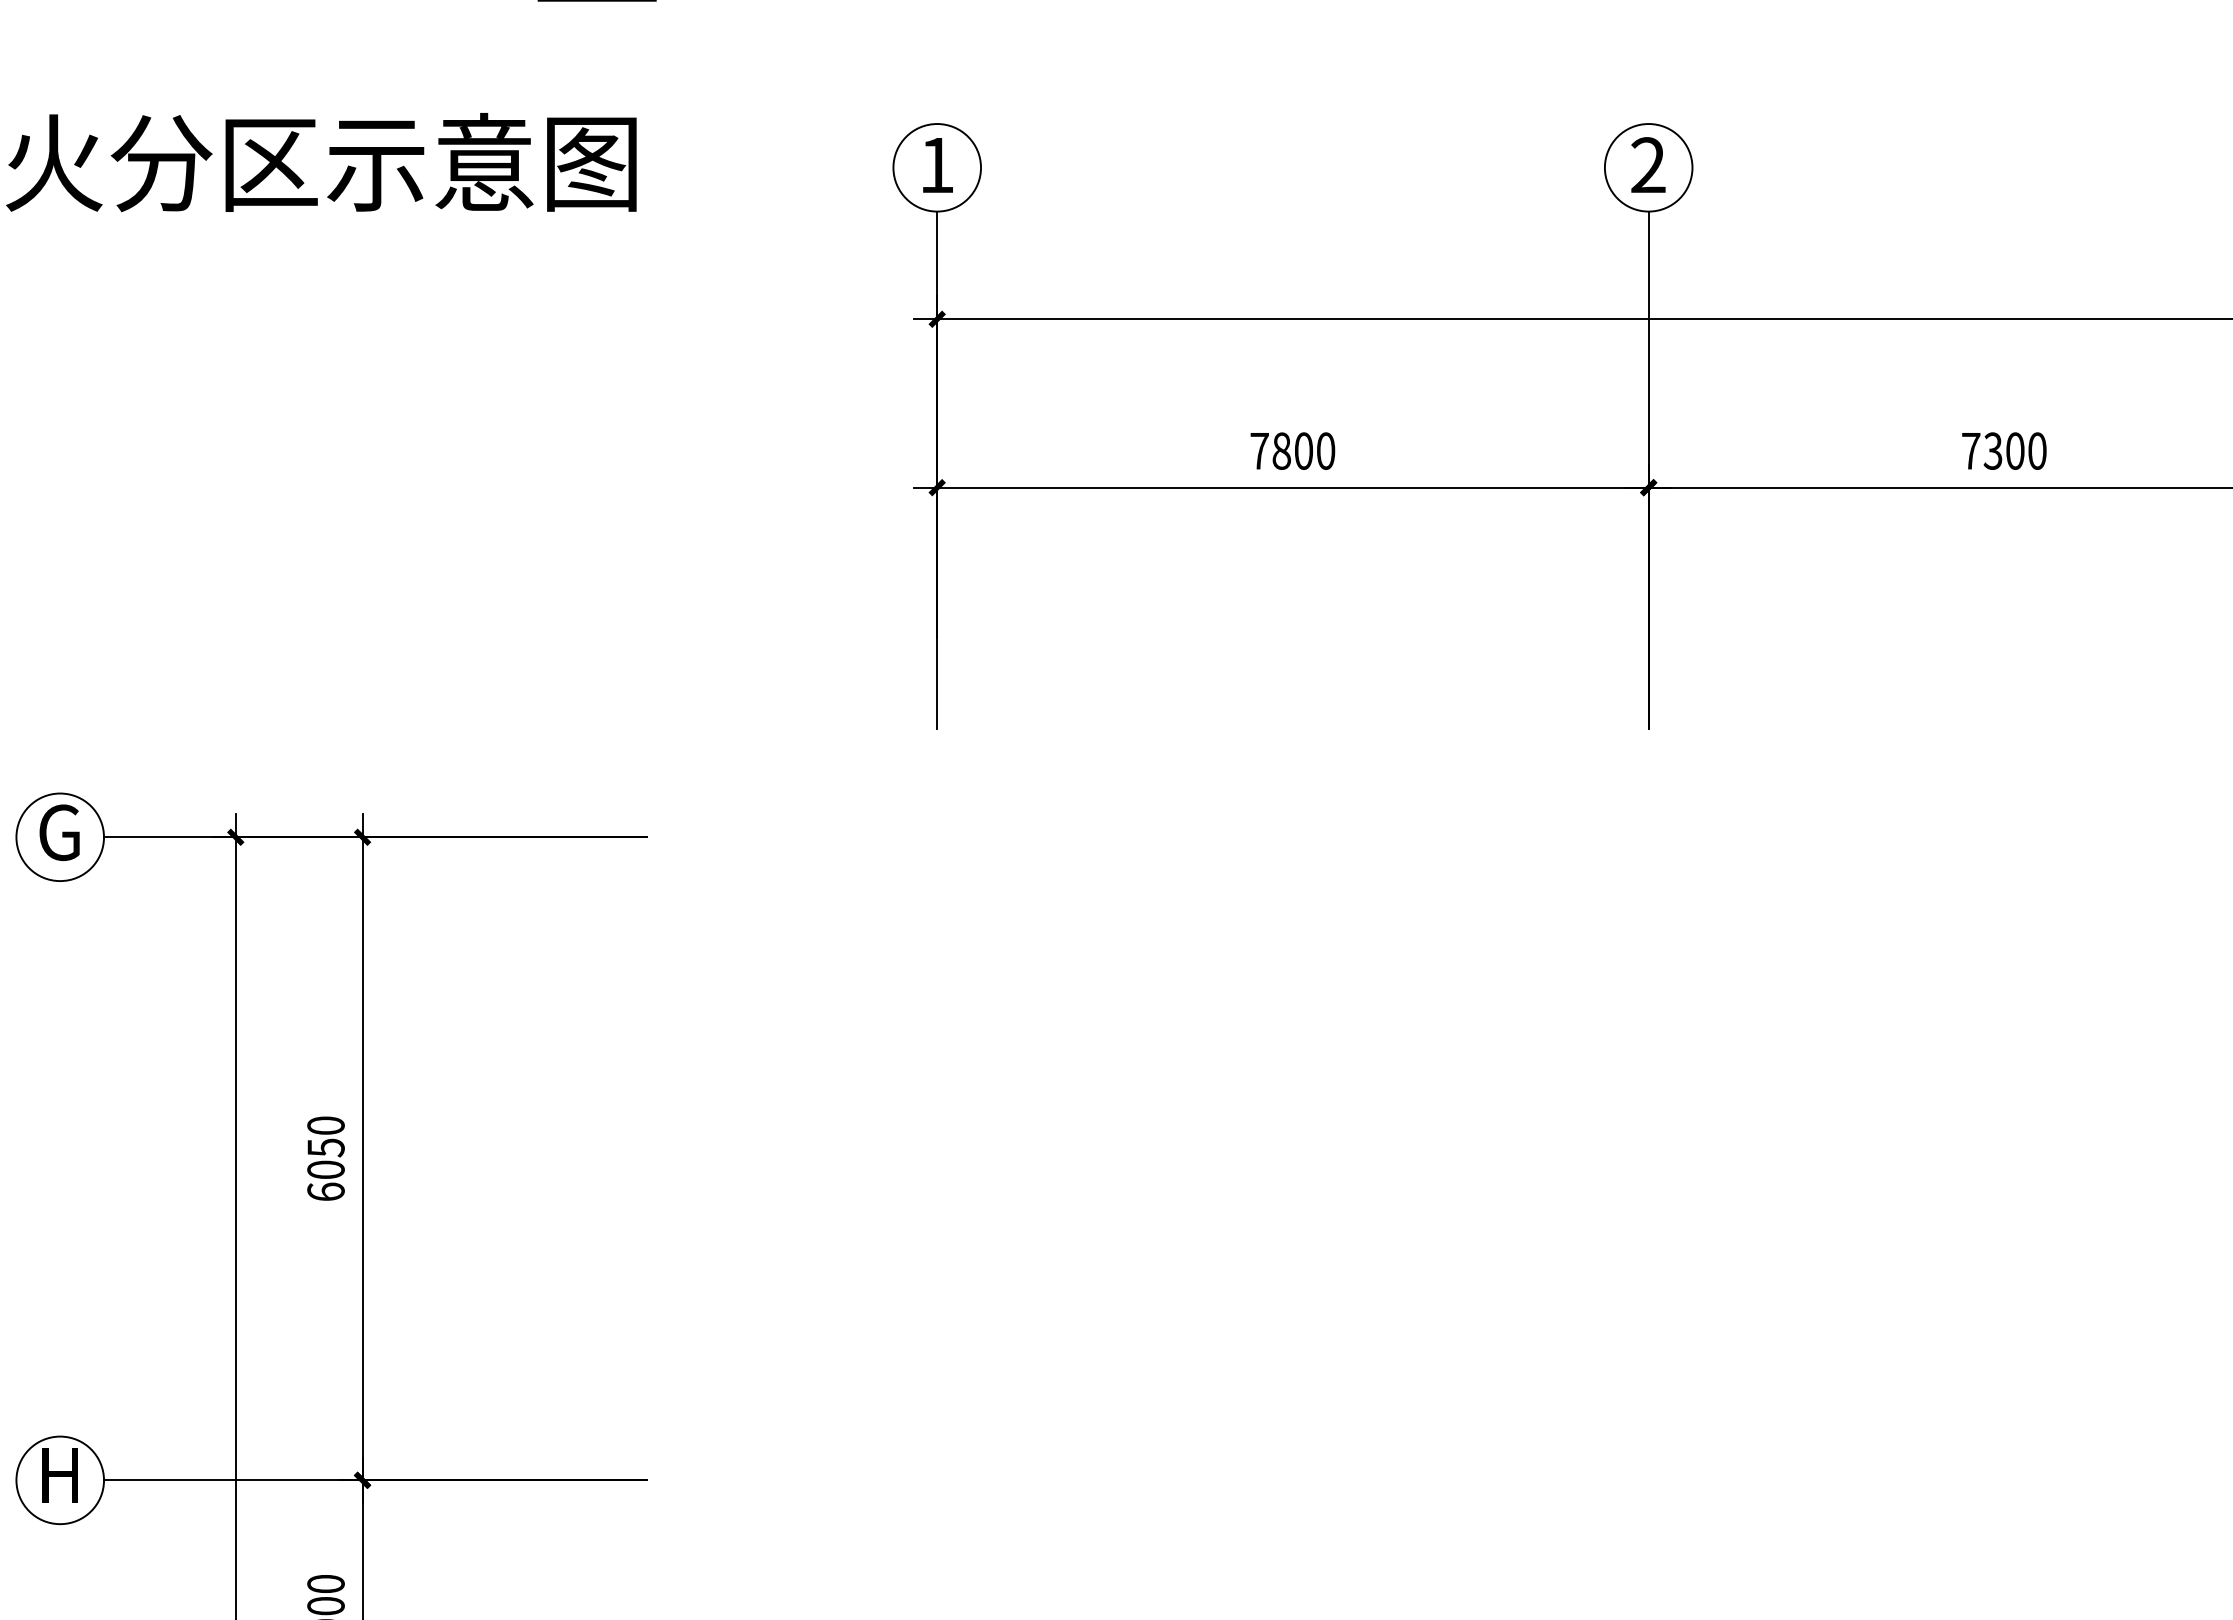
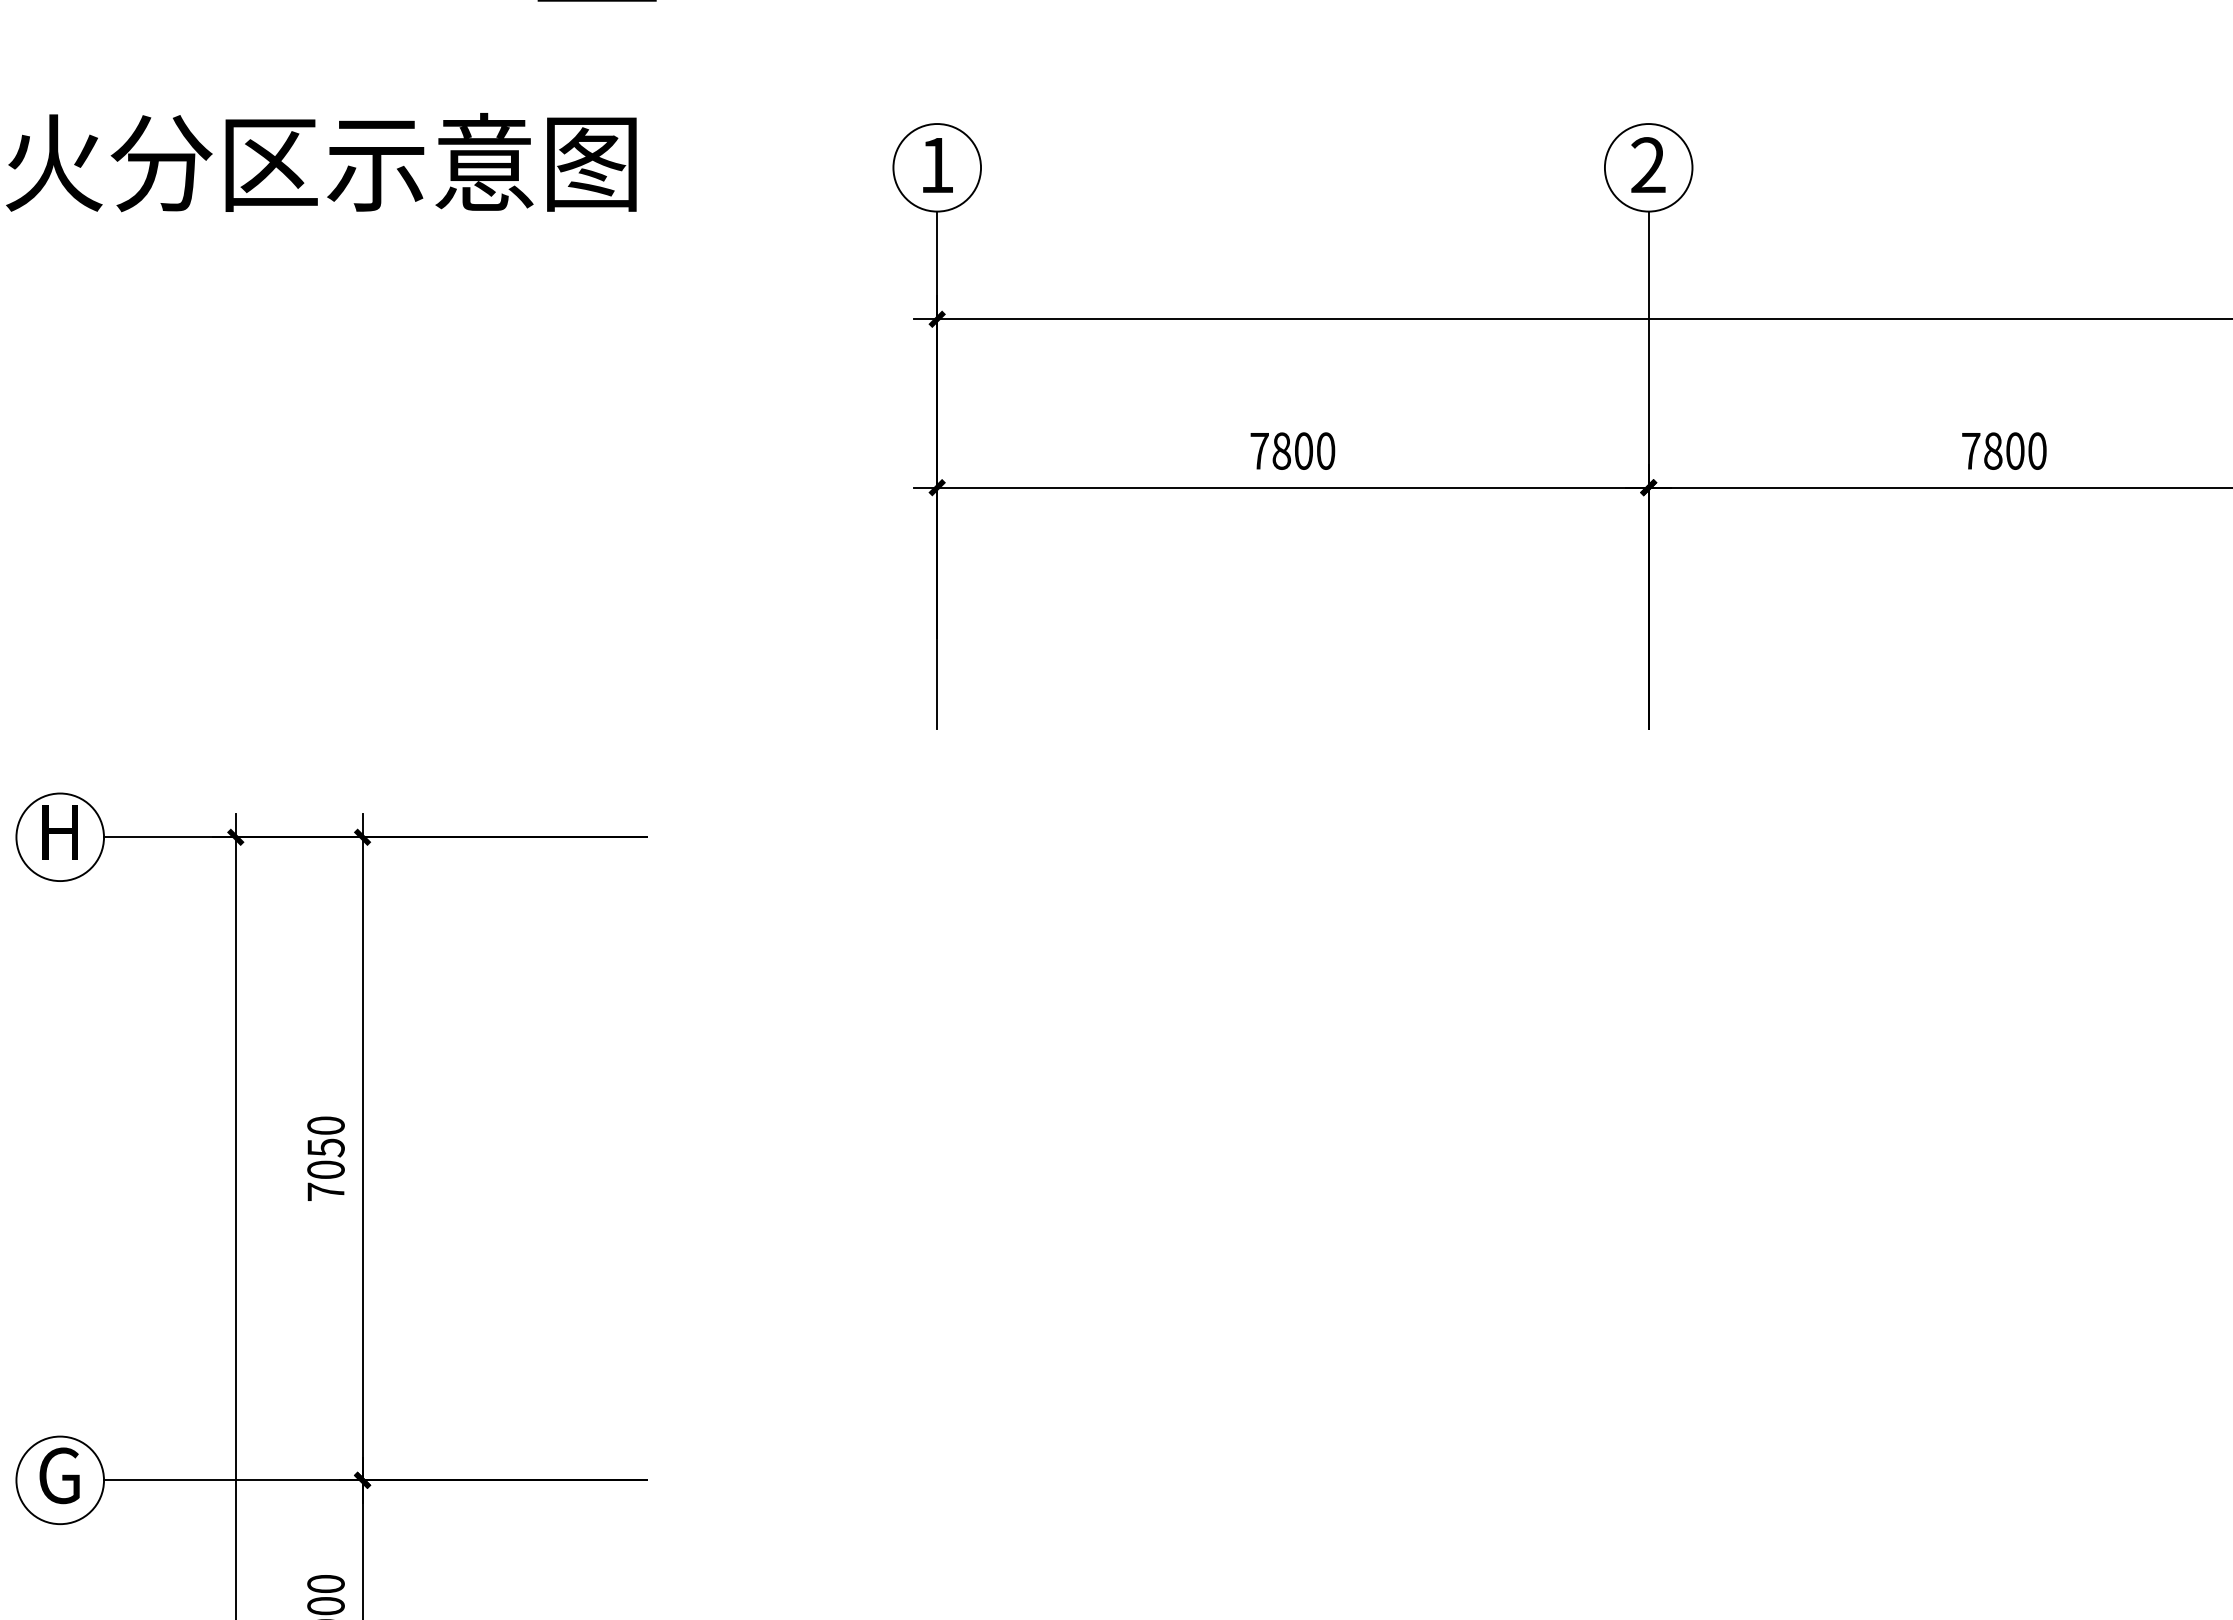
text: 7300 -> 7800 (1992, 450)
text: G -> H (59, 832)
text: 6050 -> 7050 (325, 1191)
text: H -> G (59, 1475)
